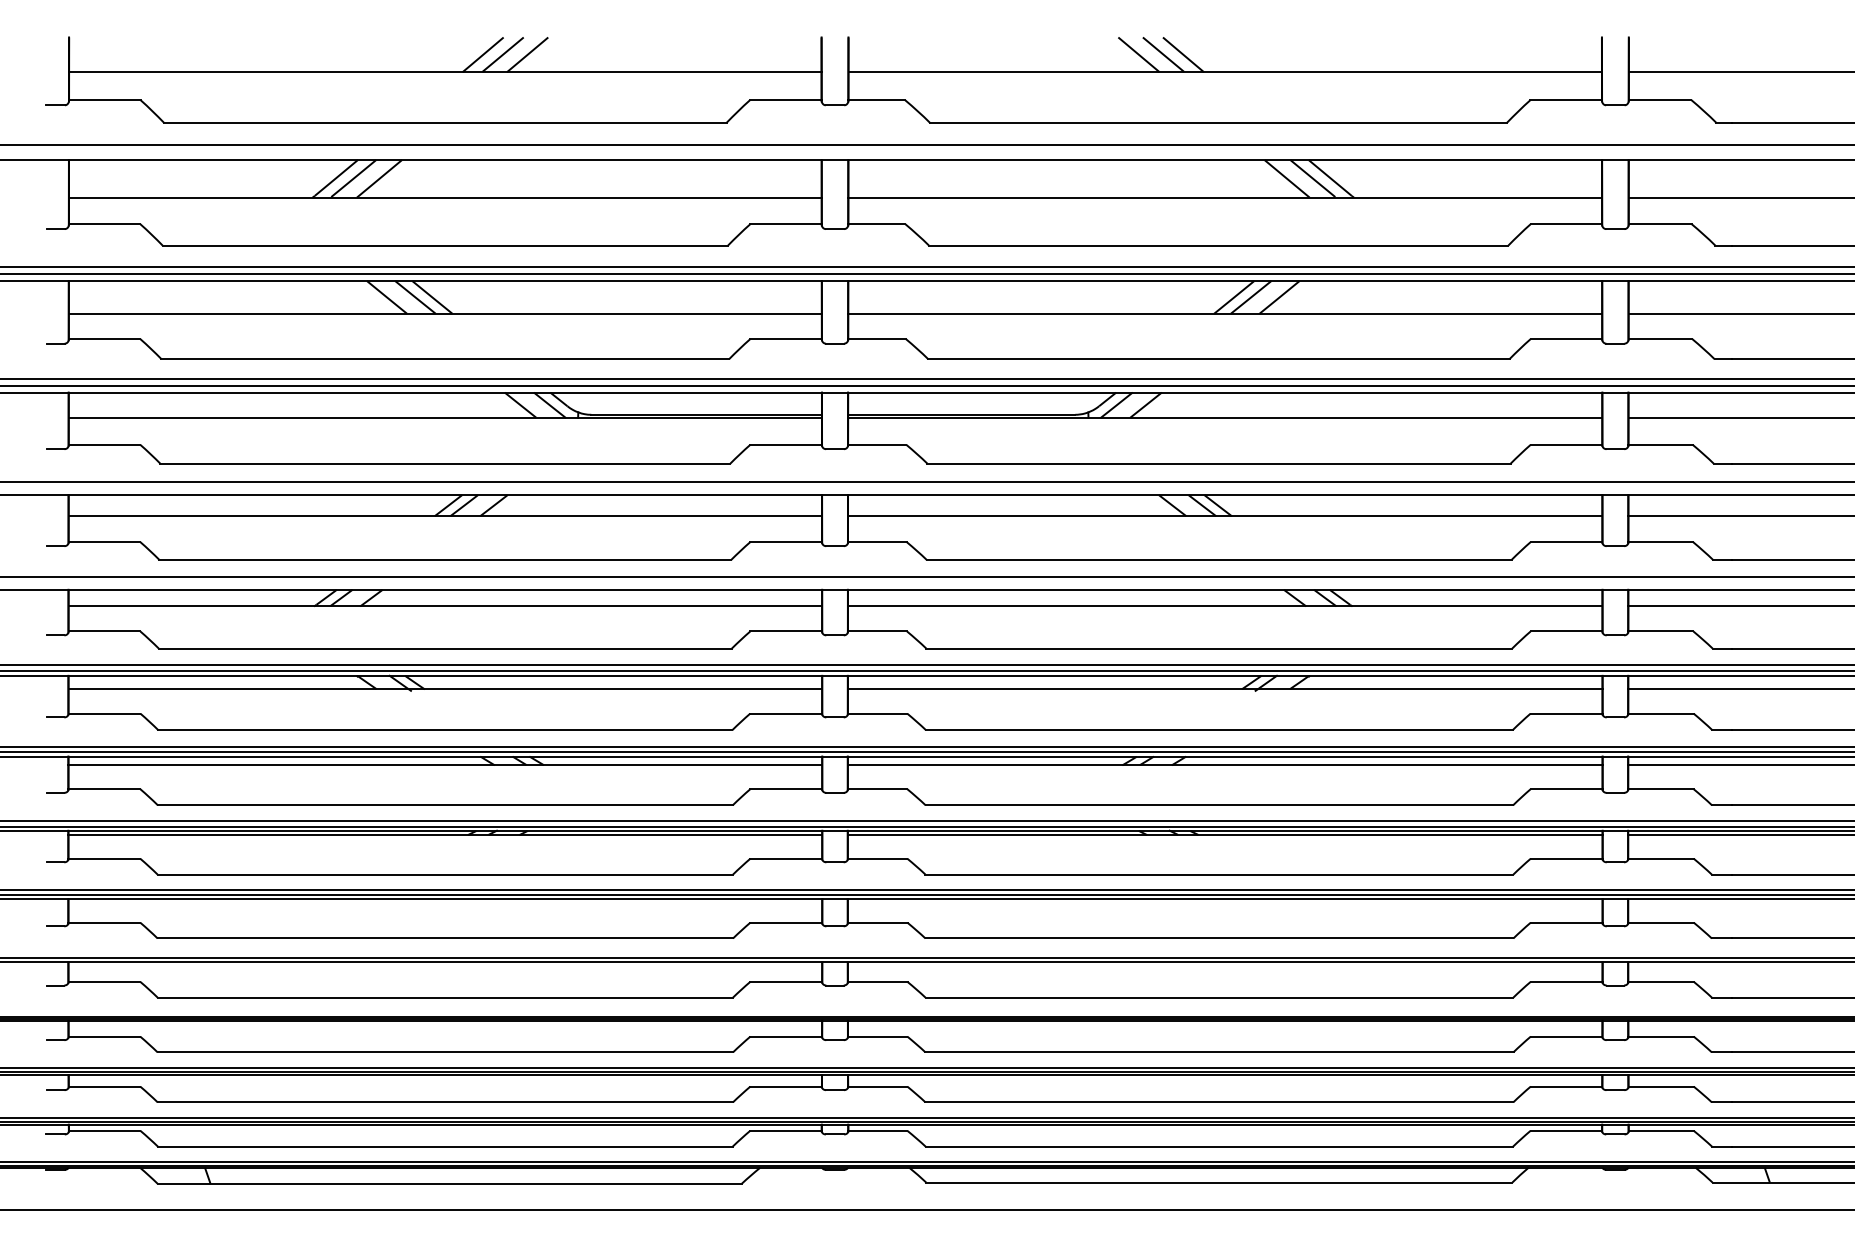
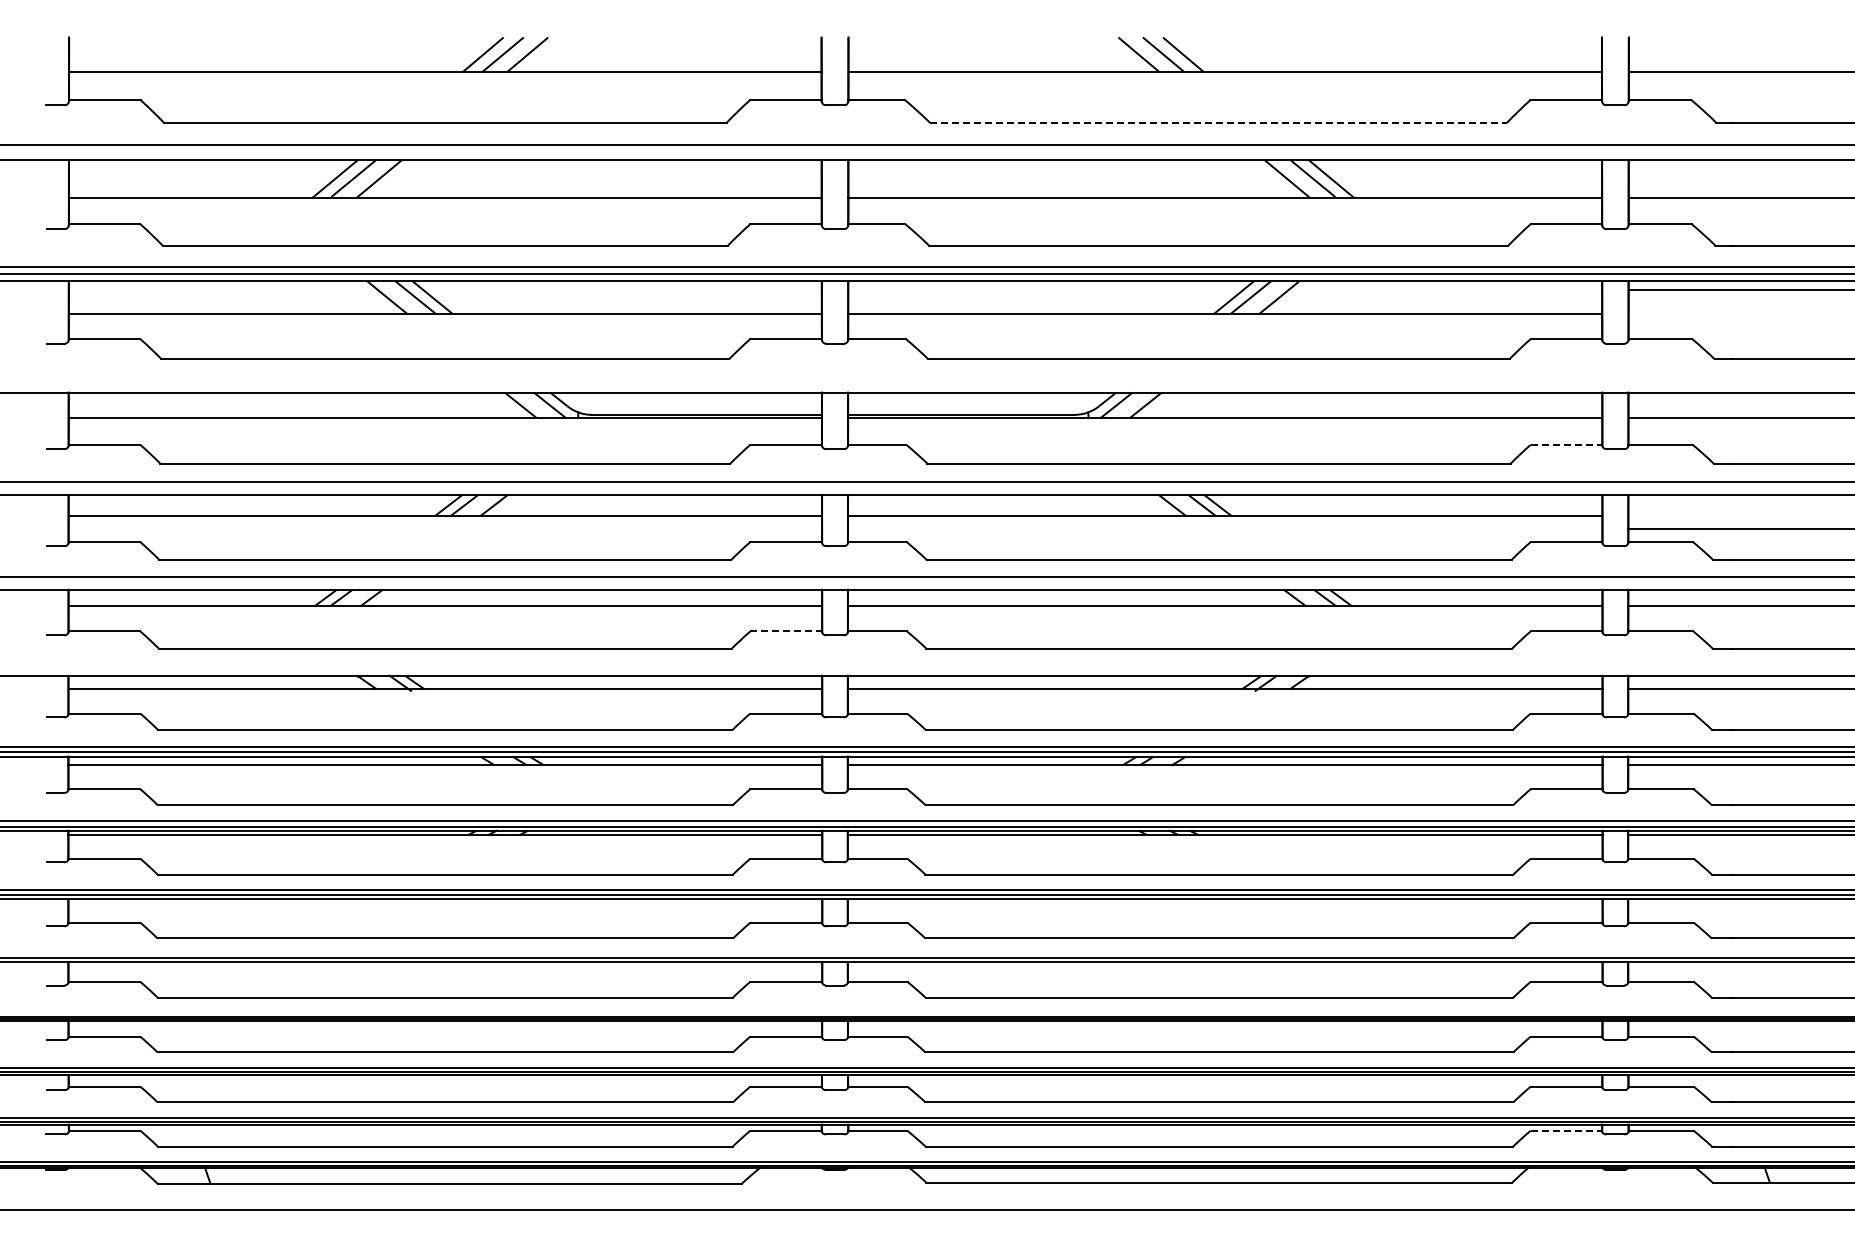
line: solid -> dashed (1218, 122)
line position: (1739, 313) -> (1739, 289) (1739, 289)
line: present -> none (926, 378)
line: present -> none (926, 386)
line: solid -> dashed (1566, 444)
line position: (1739, 516) -> (1739, 529) (1739, 529)
line: solid -> dashed (786, 631)
line: present -> none (926, 665)
line: present -> none (926, 670)
line: solid -> dashed (1566, 1130)
